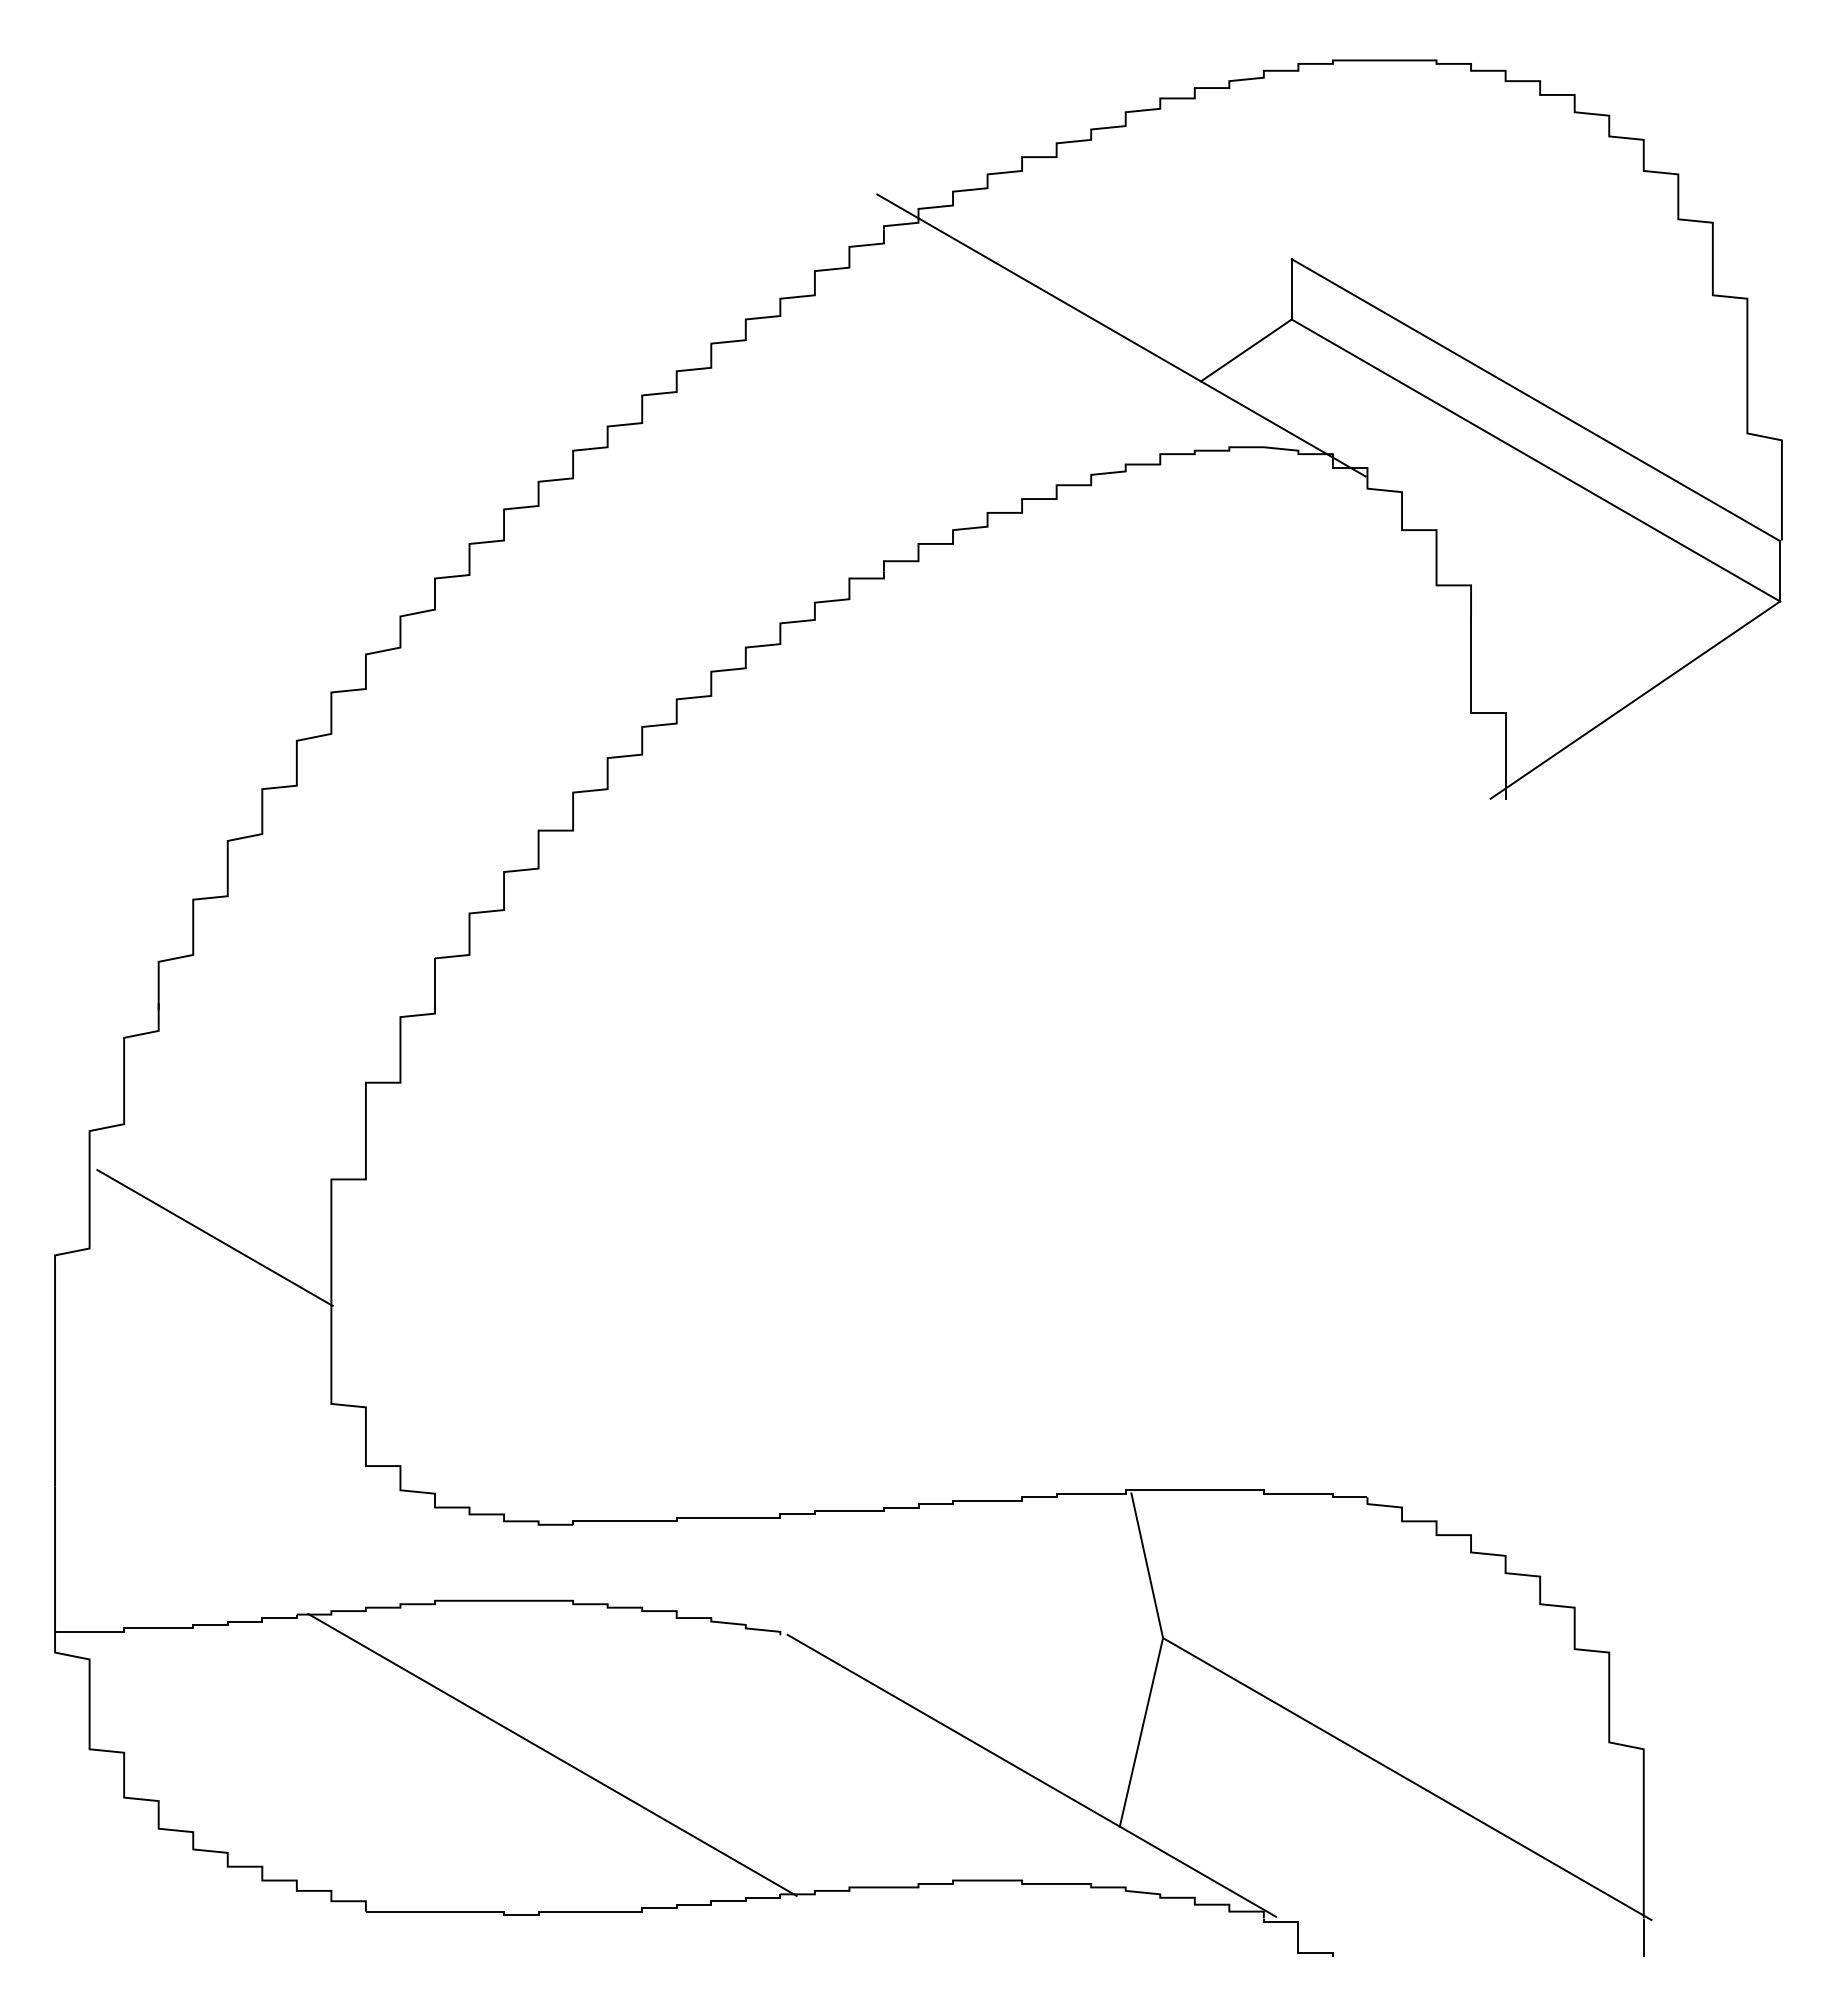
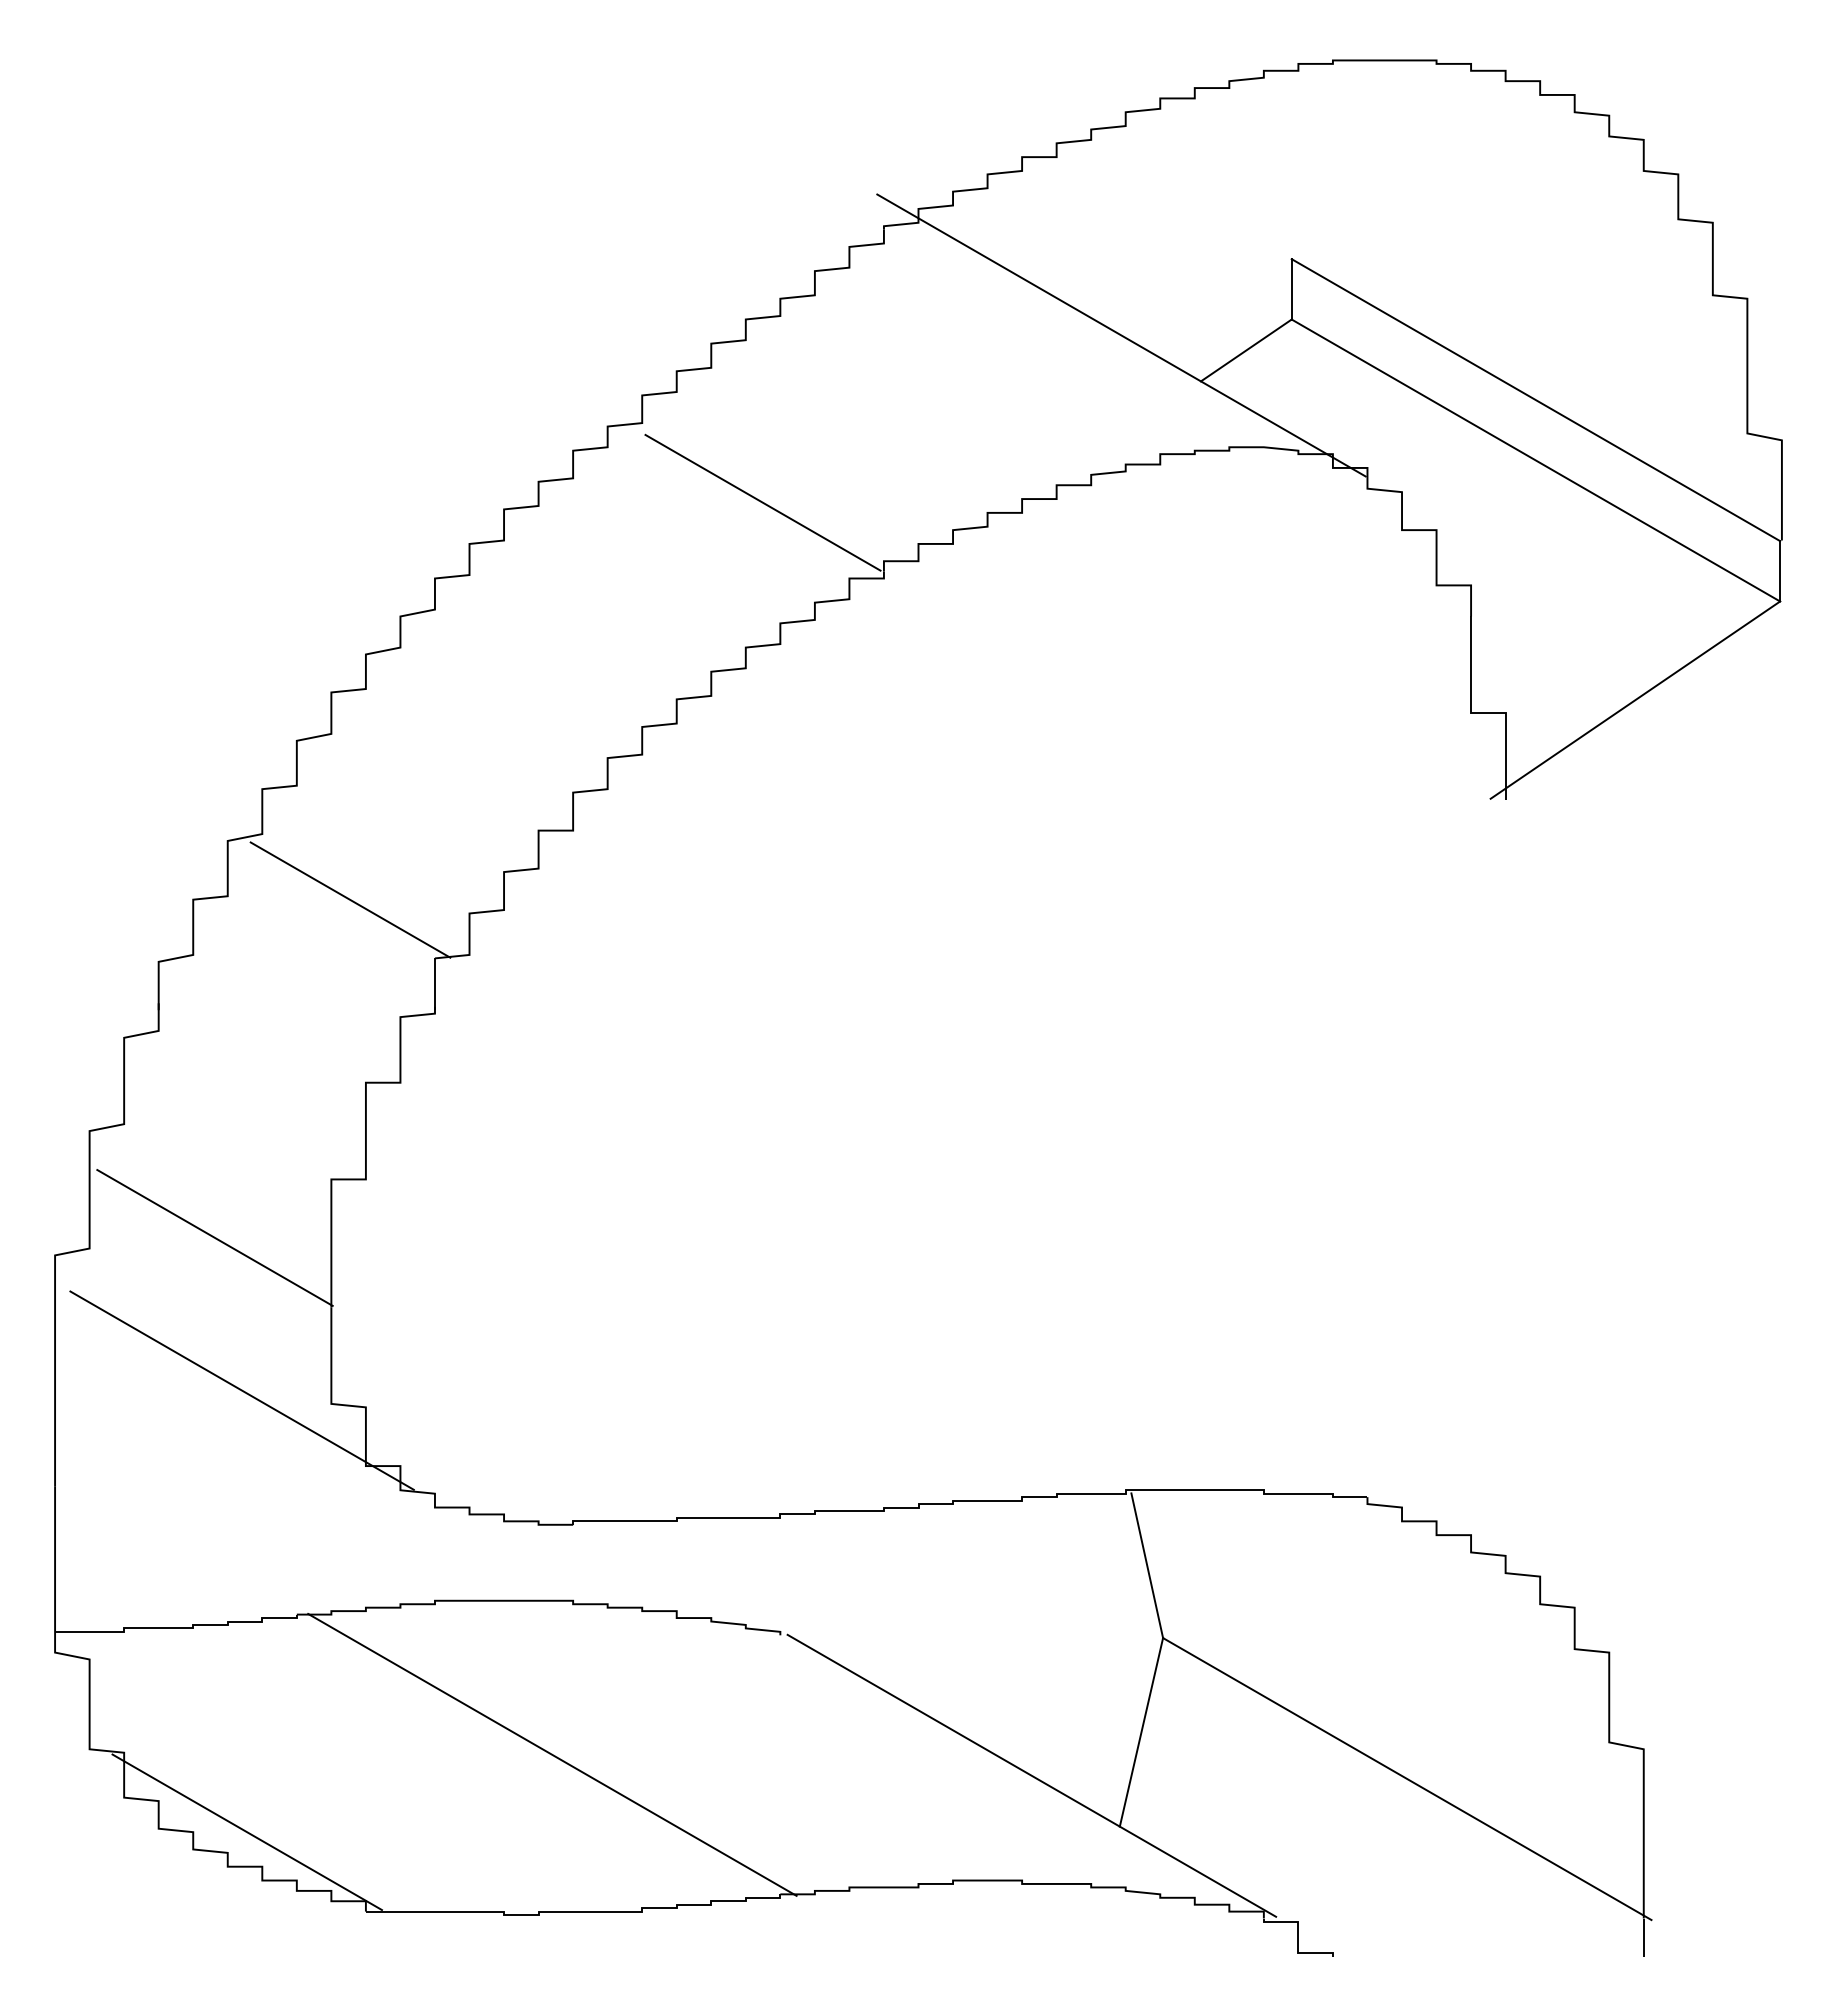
line: none -> present (762, 502)
line: none -> present (350, 899)
line: none -> present (241, 1390)
line: none -> present (247, 1832)
